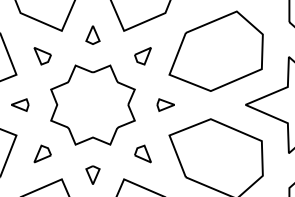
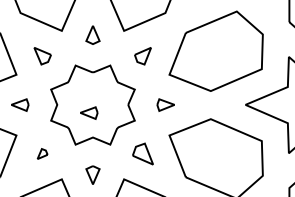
part: none -> present (89, 112)
part size: 19x20 px -> 13x12 px (42, 153)
part size: 18x20 px -> 22x24 px (142, 153)
